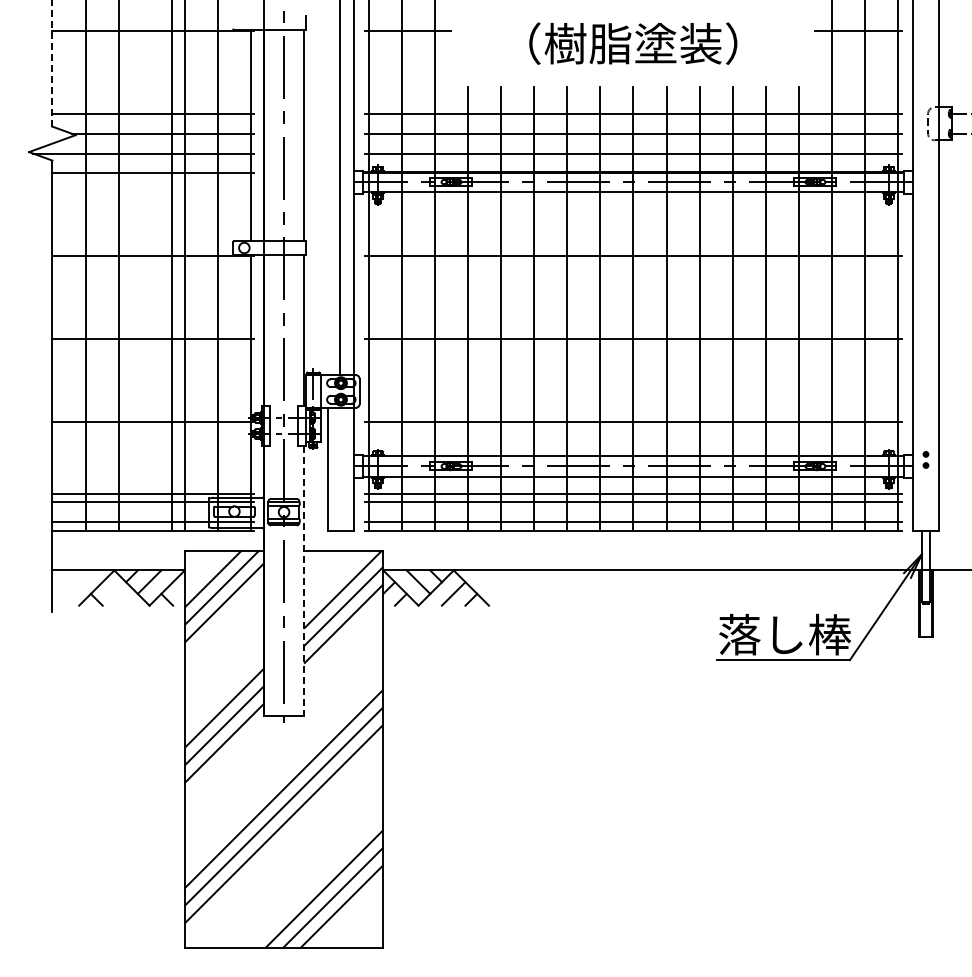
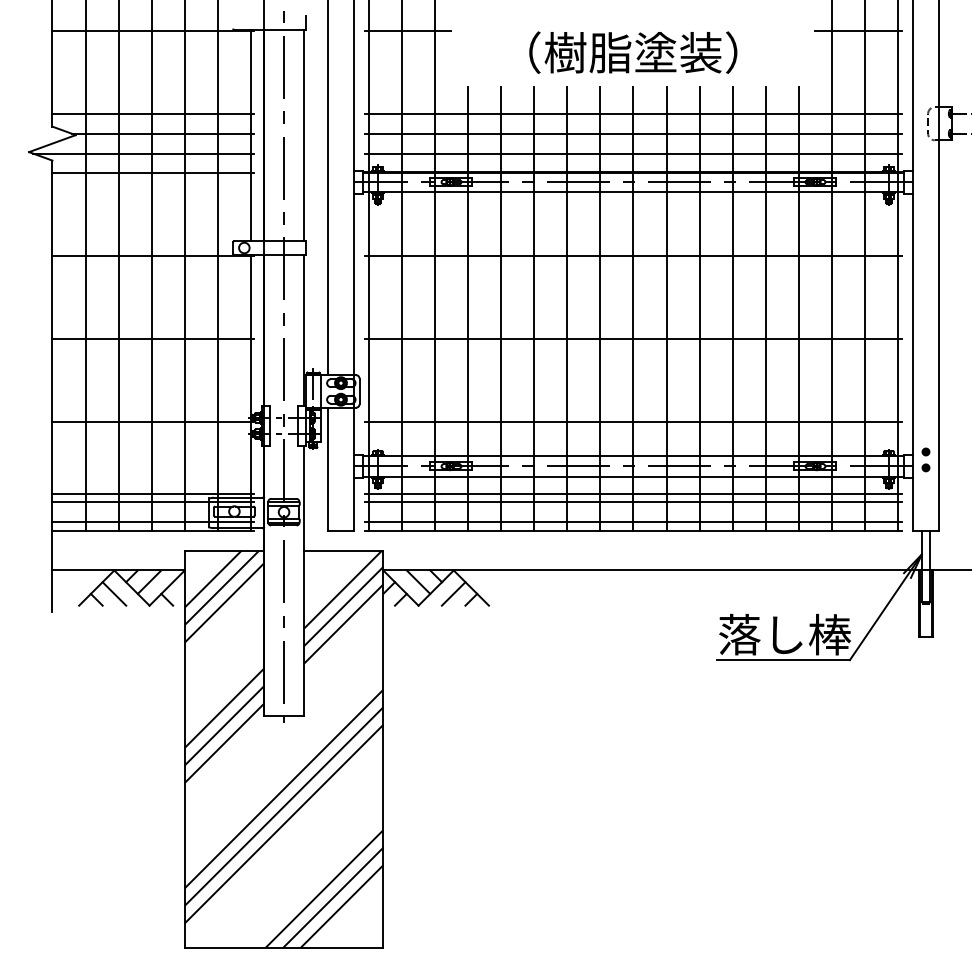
text position: (633, 43) -> (633, 52) (633, 52)
line: dashed -> solid (52, 63)
line position: (339, 188) -> (327, 188) (327, 188)
line position: (171, 266) -> (151, 266) (151, 266)
part size: 8x18 px -> 10x26 px (925, 459)
line: dashed -> solid (304, 581)
line: none -> present (114, 593)
